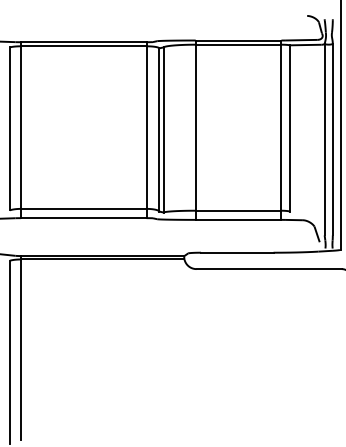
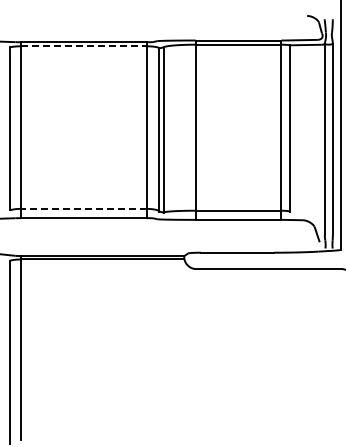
line: solid -> dashed (83, 46)
line: solid -> dashed (83, 208)
